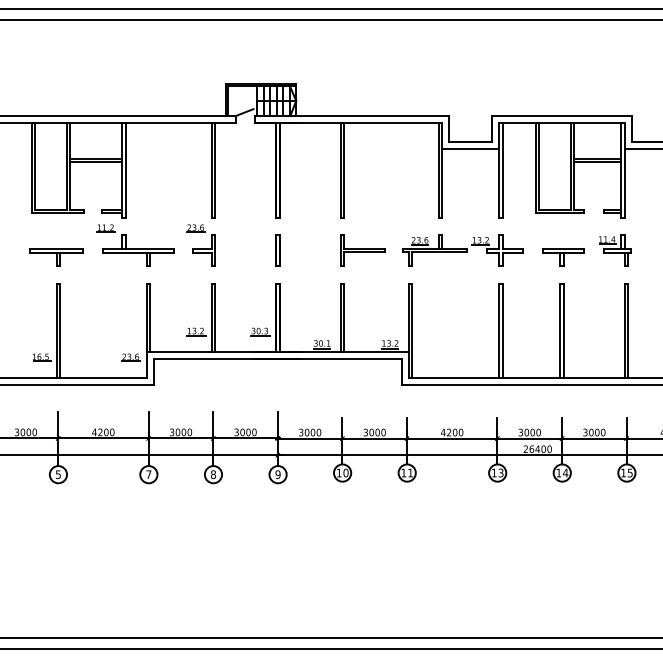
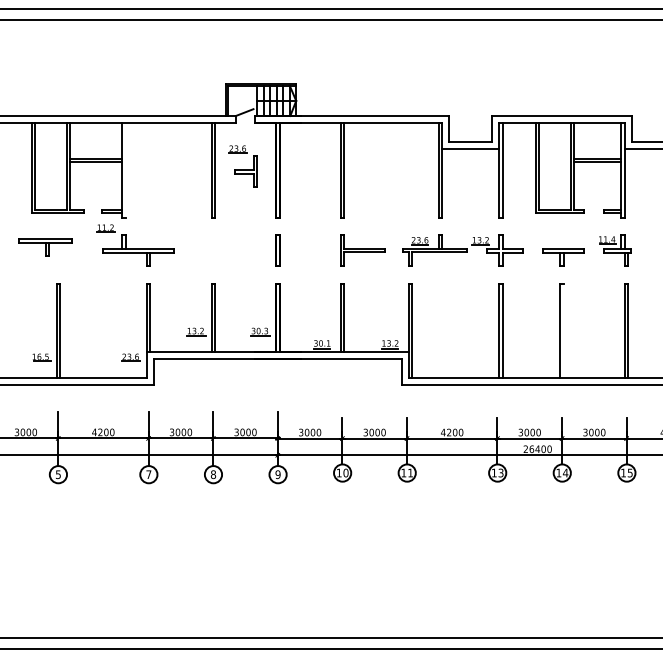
line: present -> none (125, 170)
part position: (200, 245) -> (242, 166) (242, 166)
part position: (56, 257) -> (45, 247) (45, 247)
line: present -> none (564, 330)
